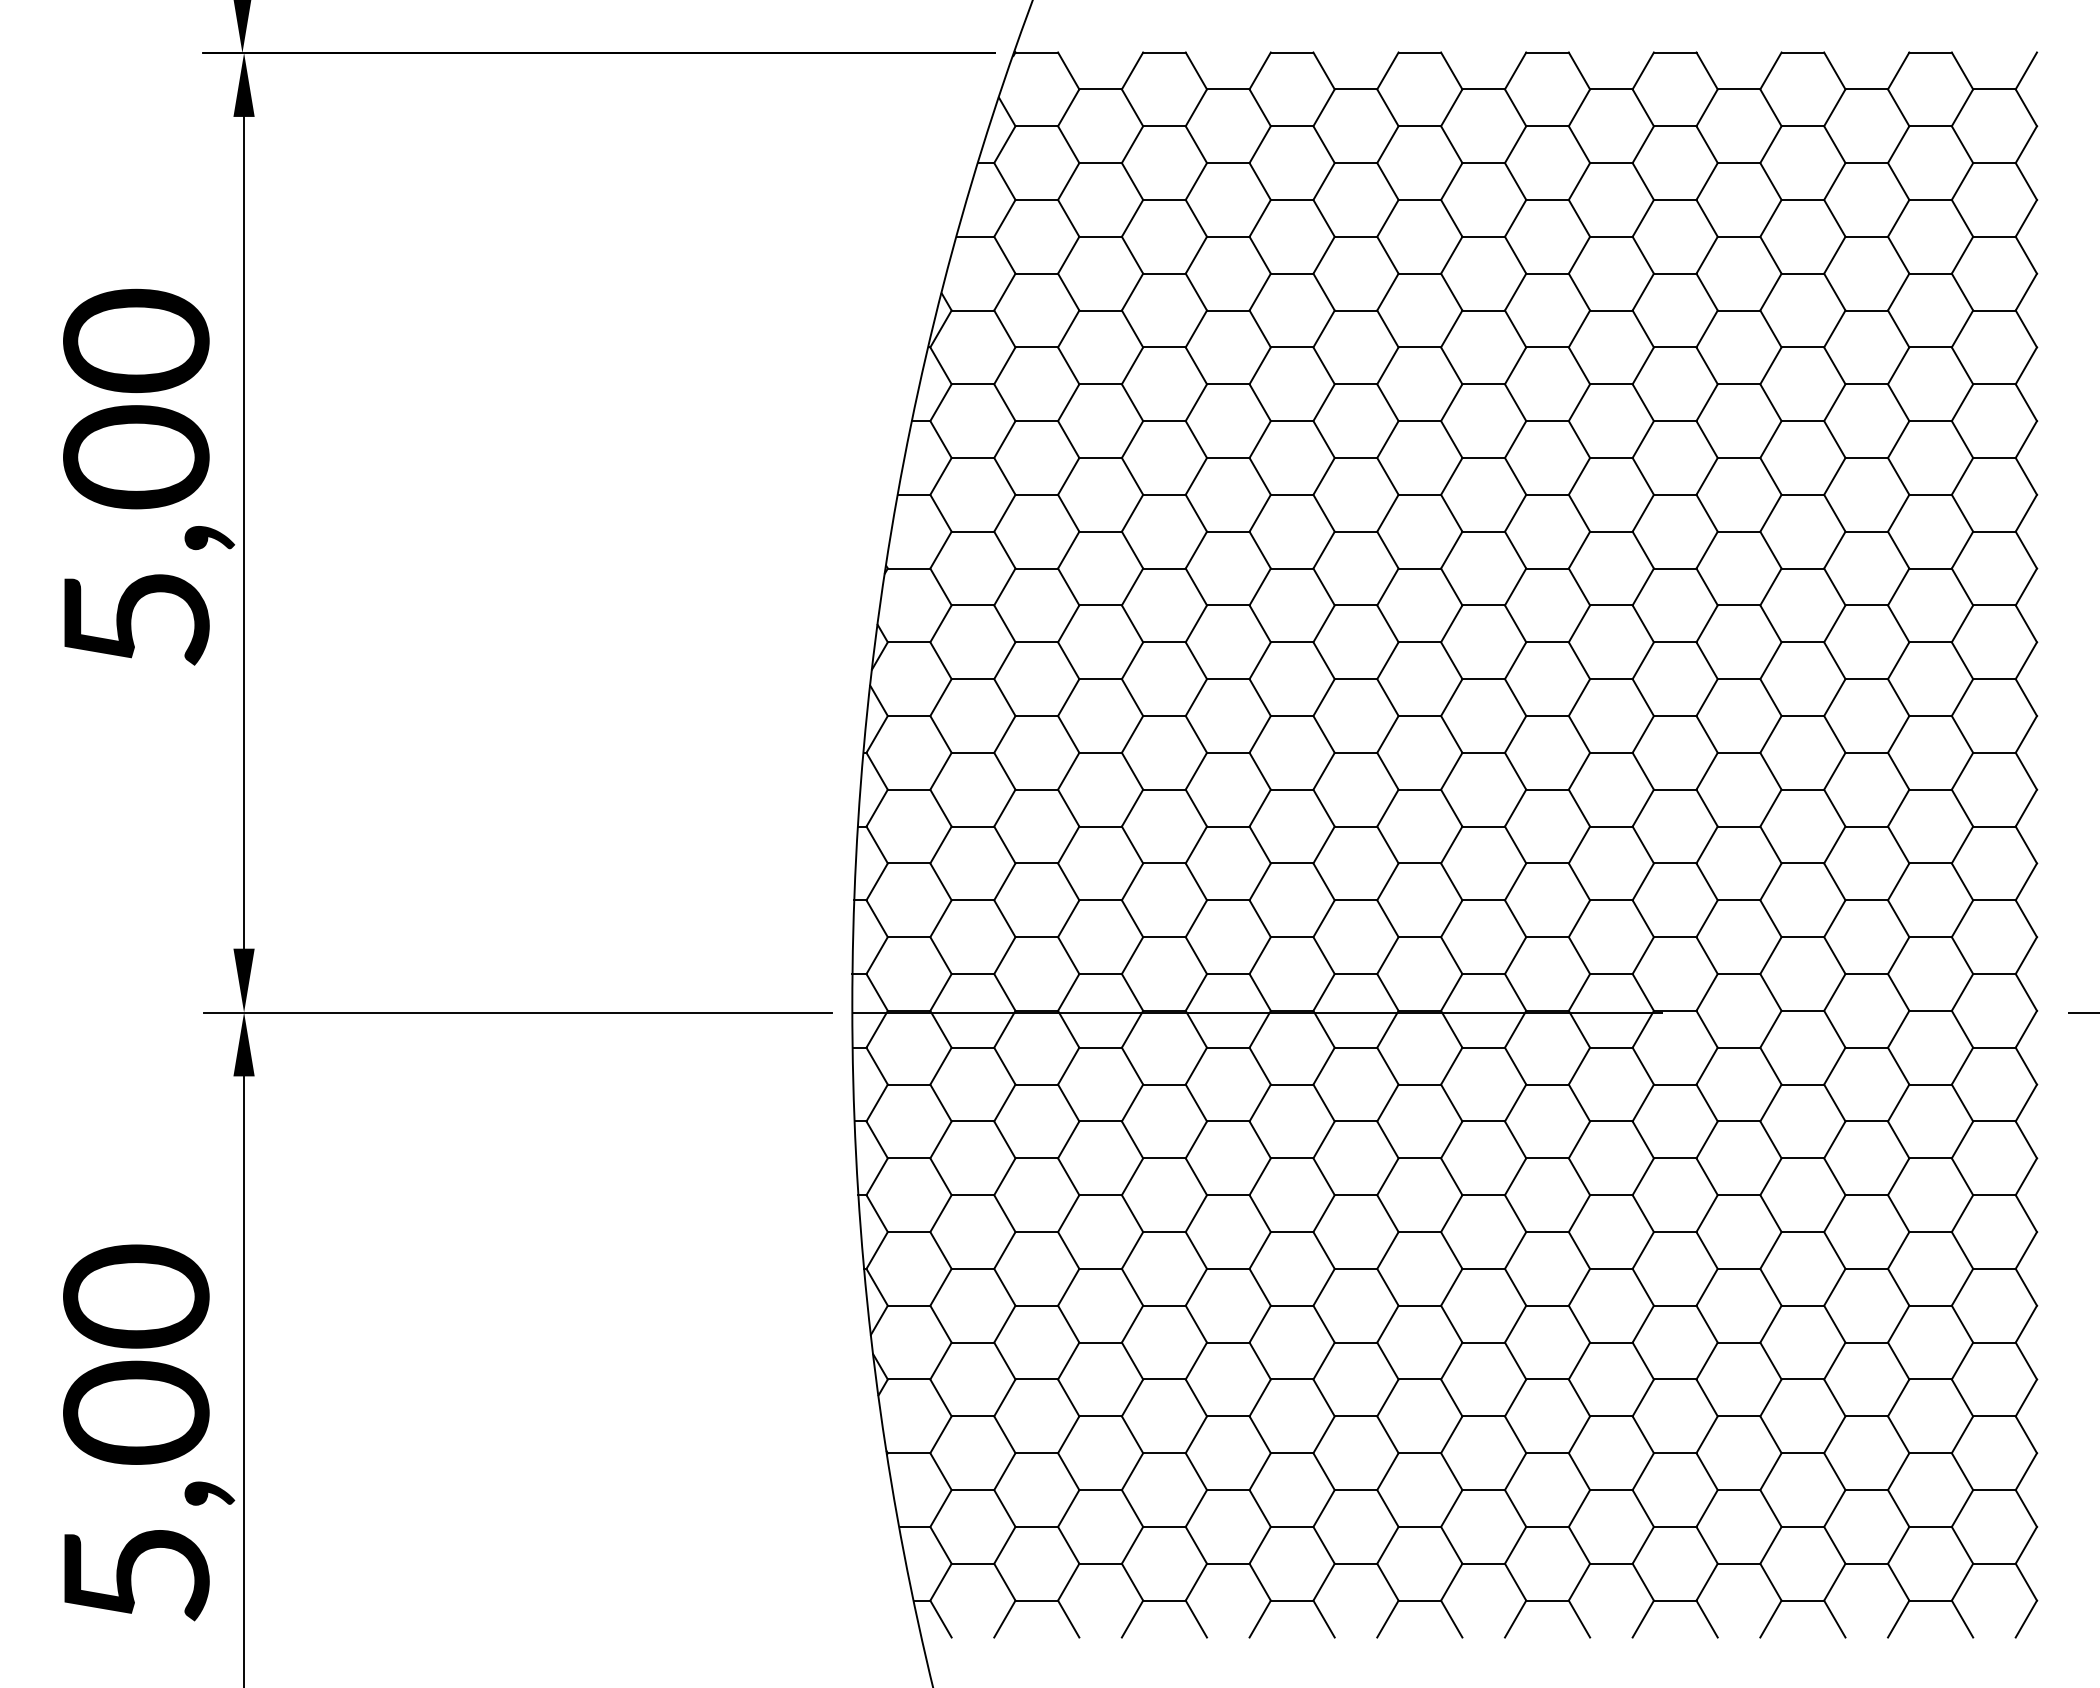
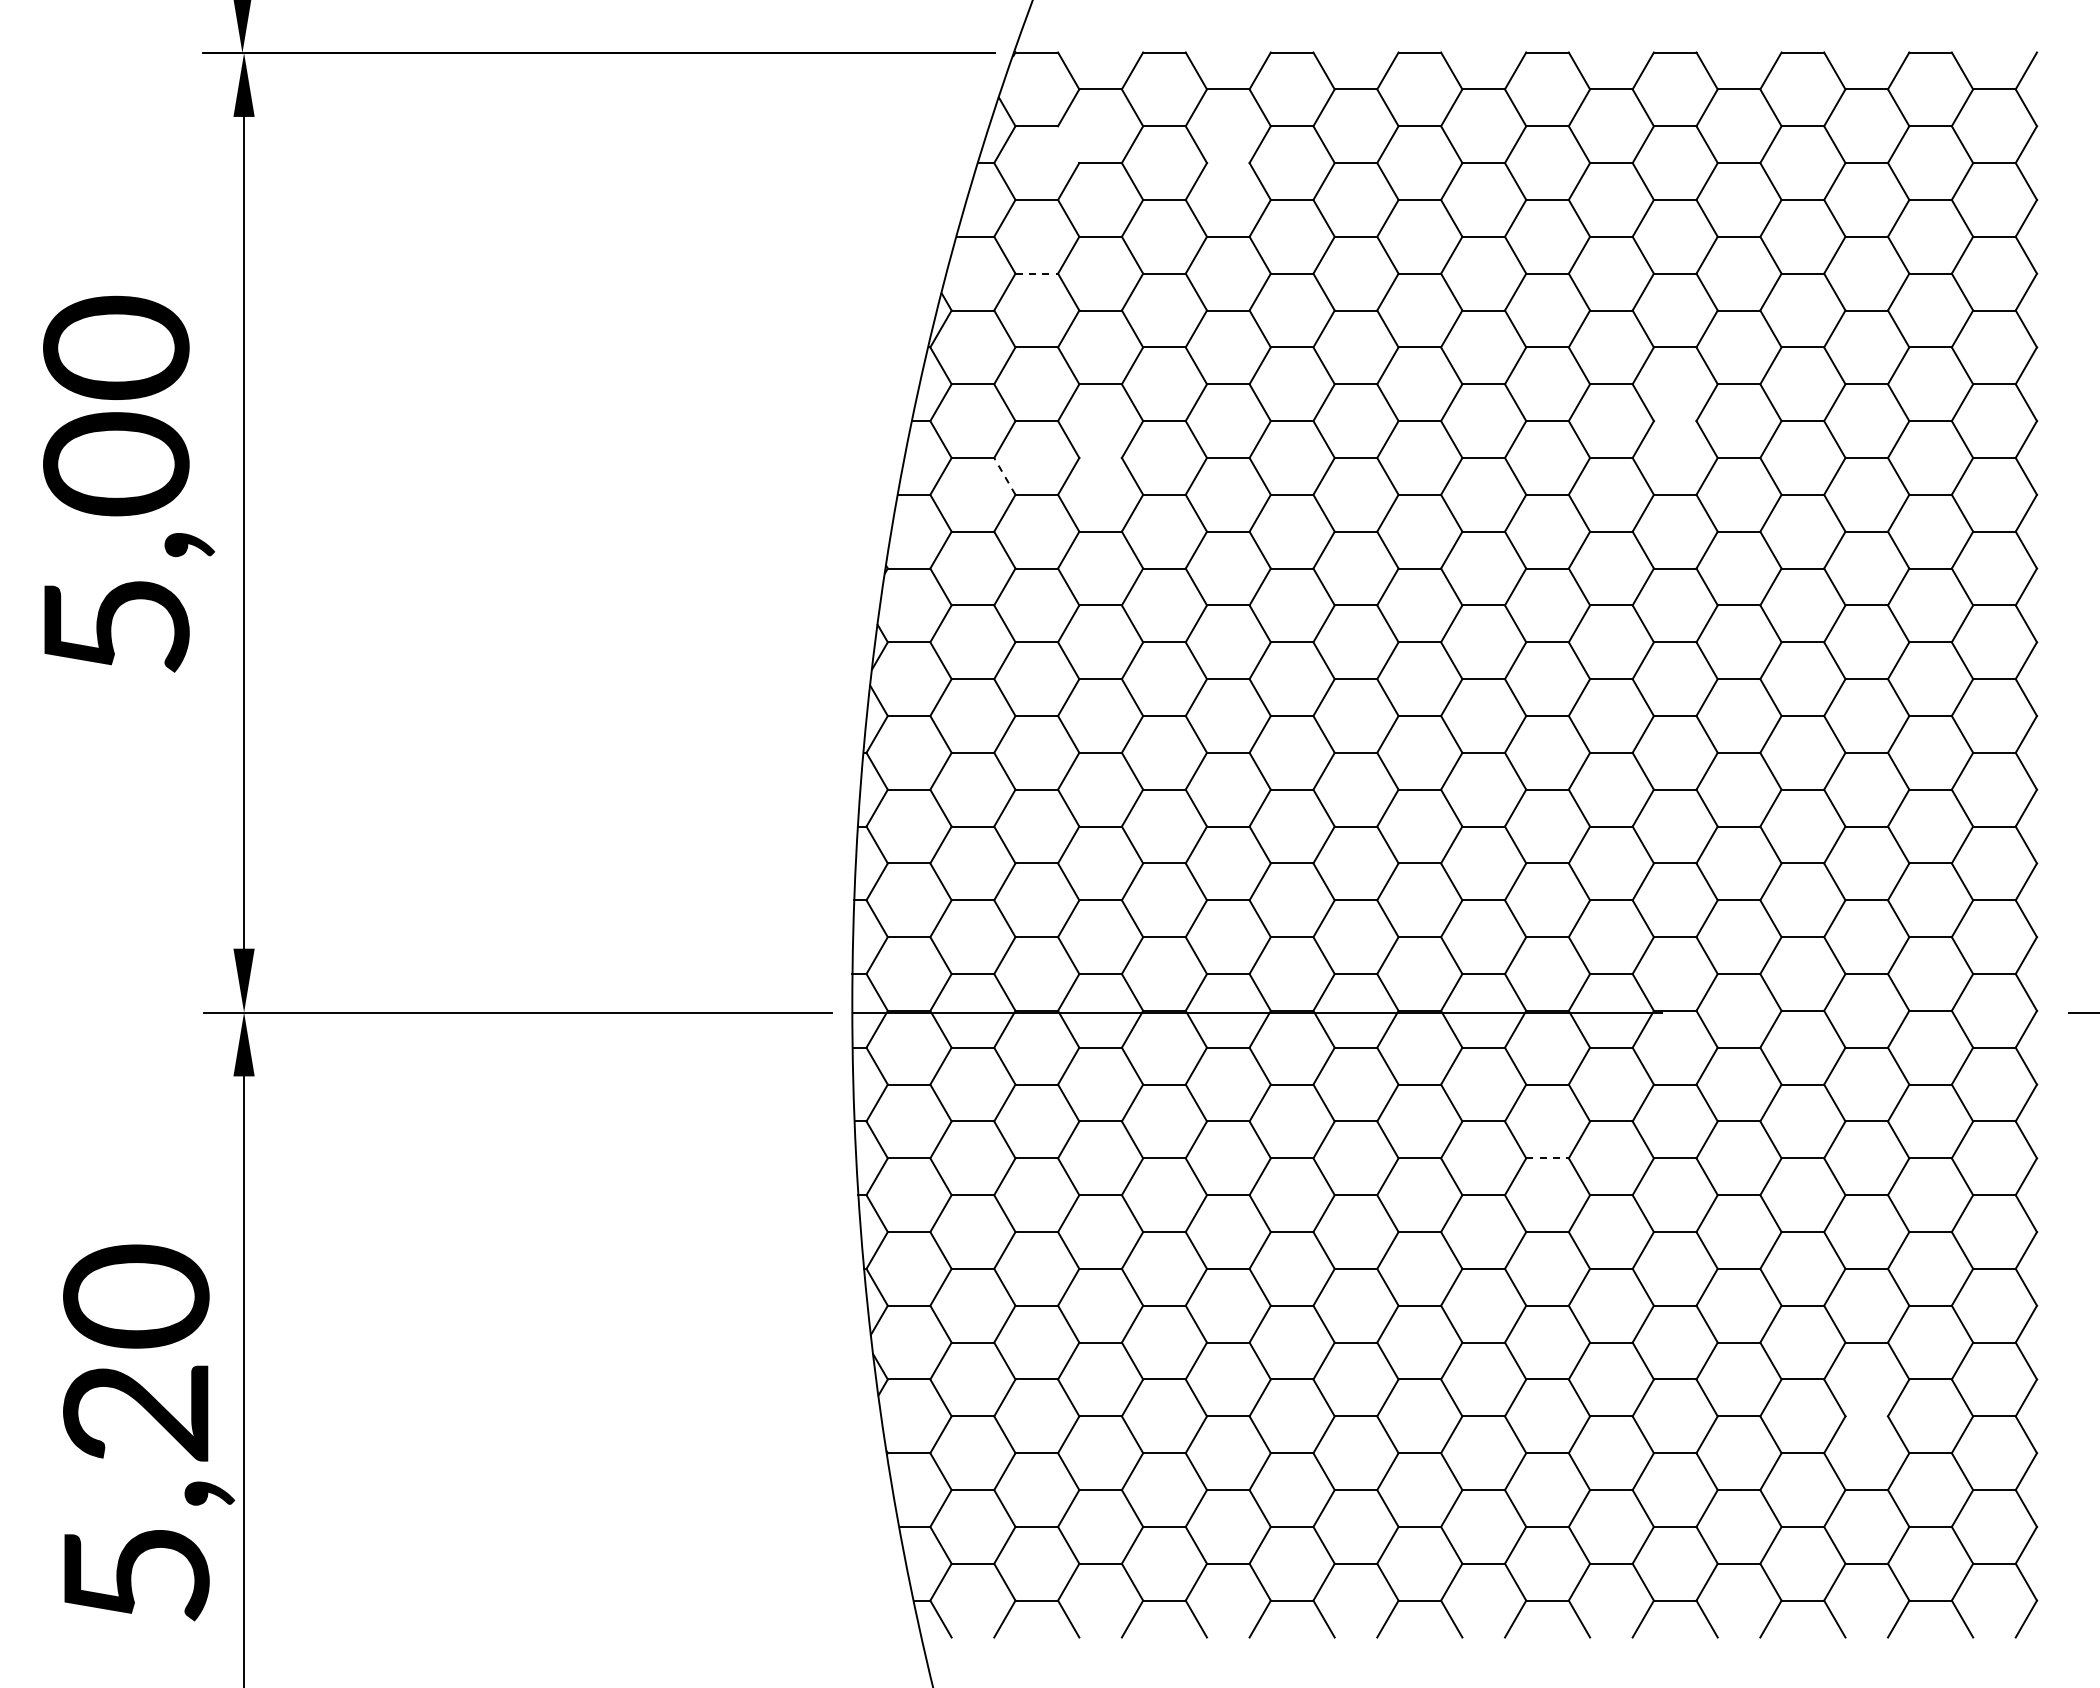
line: present -> none (1068, 144)
line: present -> none (1228, 163)
line: solid -> dashed (1037, 273)
line: present -> none (1674, 421)
line: present -> none (1100, 458)
line: solid -> dashed (1004, 475)
text position: (149, 476) -> (129, 483) (129, 483)
line: solid -> dashed (1548, 1158)
text: 5,00 -> 5,20 (136, 1412)
line: present -> none (1866, 1416)
